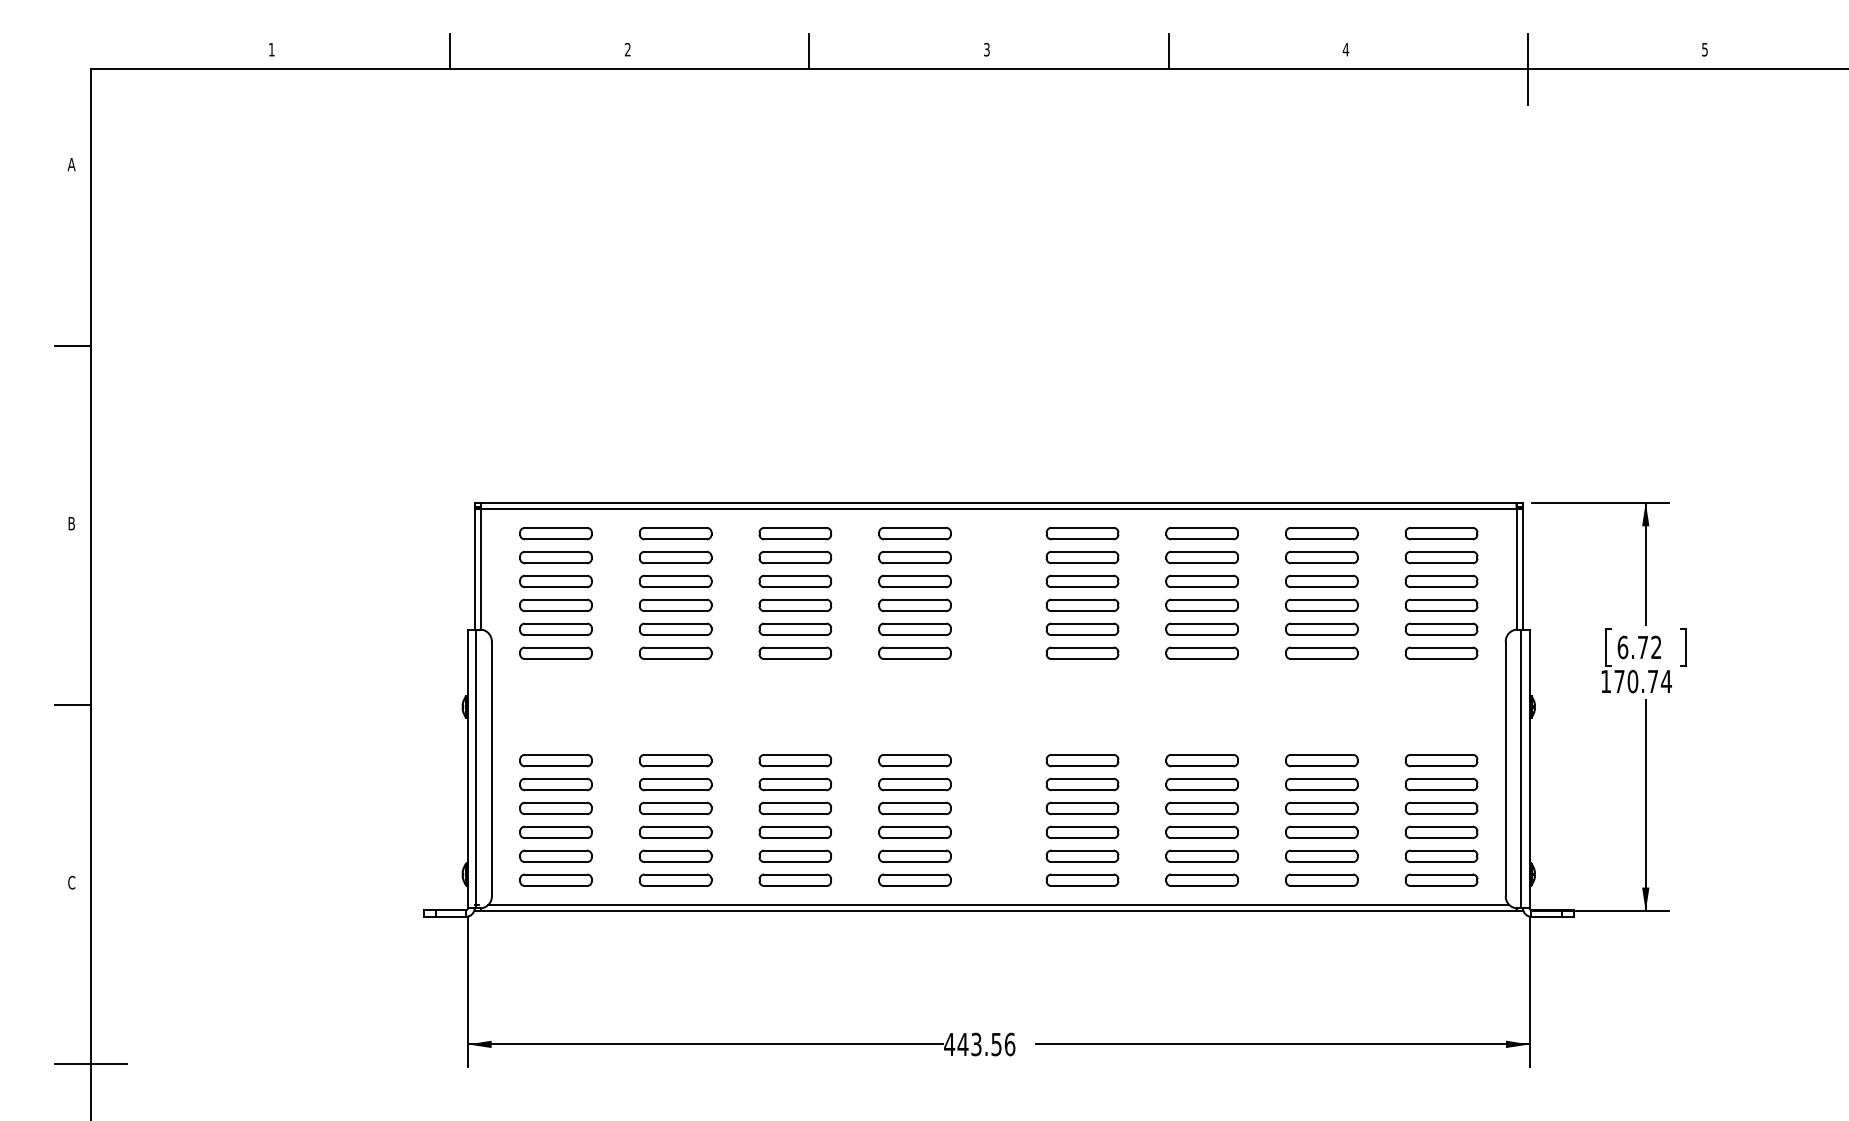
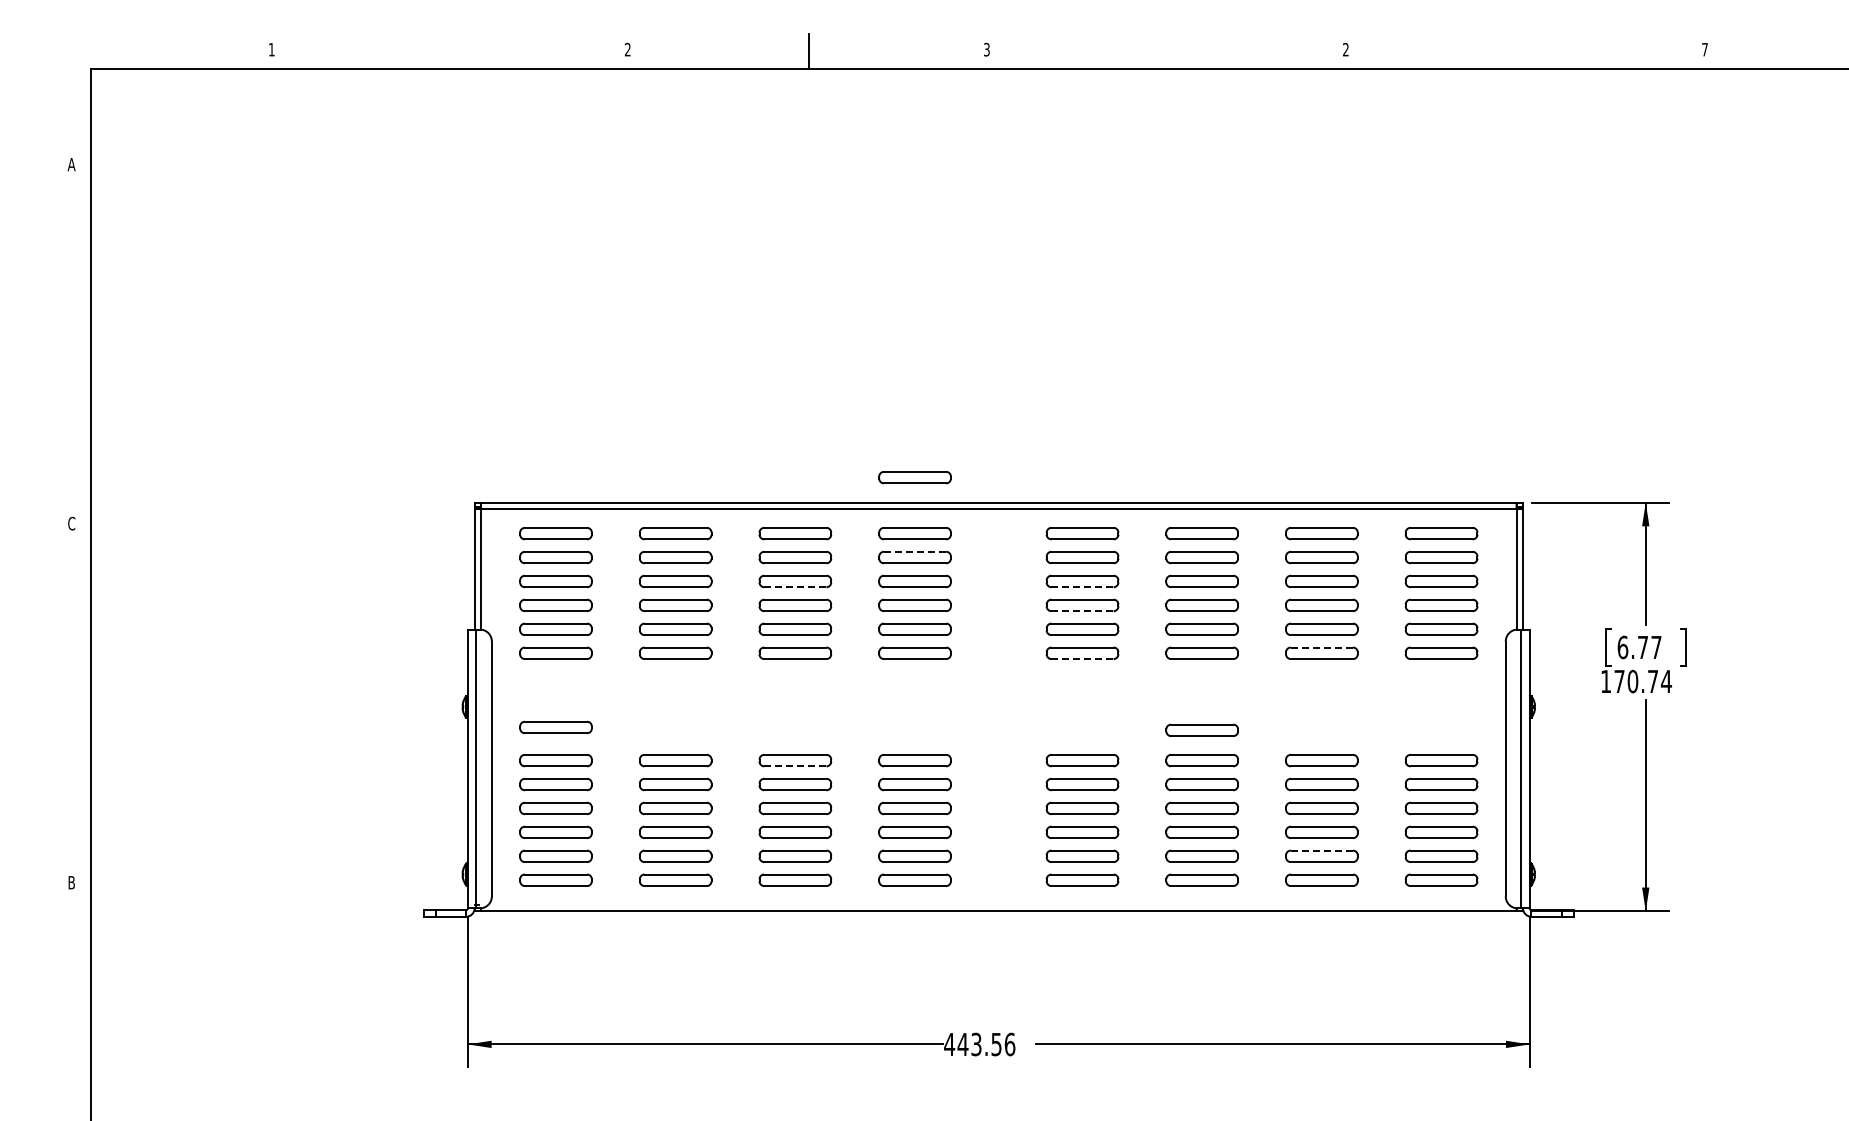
text: 4 -> 2 (1345, 49)
text: 5 -> 7 (1704, 49)
line: present -> none (450, 51)
line: present -> none (1168, 51)
line: present -> none (1527, 69)
line: present -> none (73, 345)
part: none -> present (914, 477)
text: B -> C (71, 523)
line: solid -> dashed (915, 551)
line: solid -> dashed (794, 587)
line: solid -> dashed (1083, 587)
line: solid -> dashed (1083, 611)
text: 6.72 -> 6.77 (1656, 646)
line: solid -> dashed (1321, 647)
line: solid -> dashed (1083, 659)
line: present -> none (73, 704)
part: none -> present (555, 727)
part: none -> present (1201, 729)
line: solid -> dashed (795, 766)
line: solid -> dashed (1322, 850)
text: C -> B (71, 882)
line: present -> none (998, 904)
line: present -> none (91, 1064)
